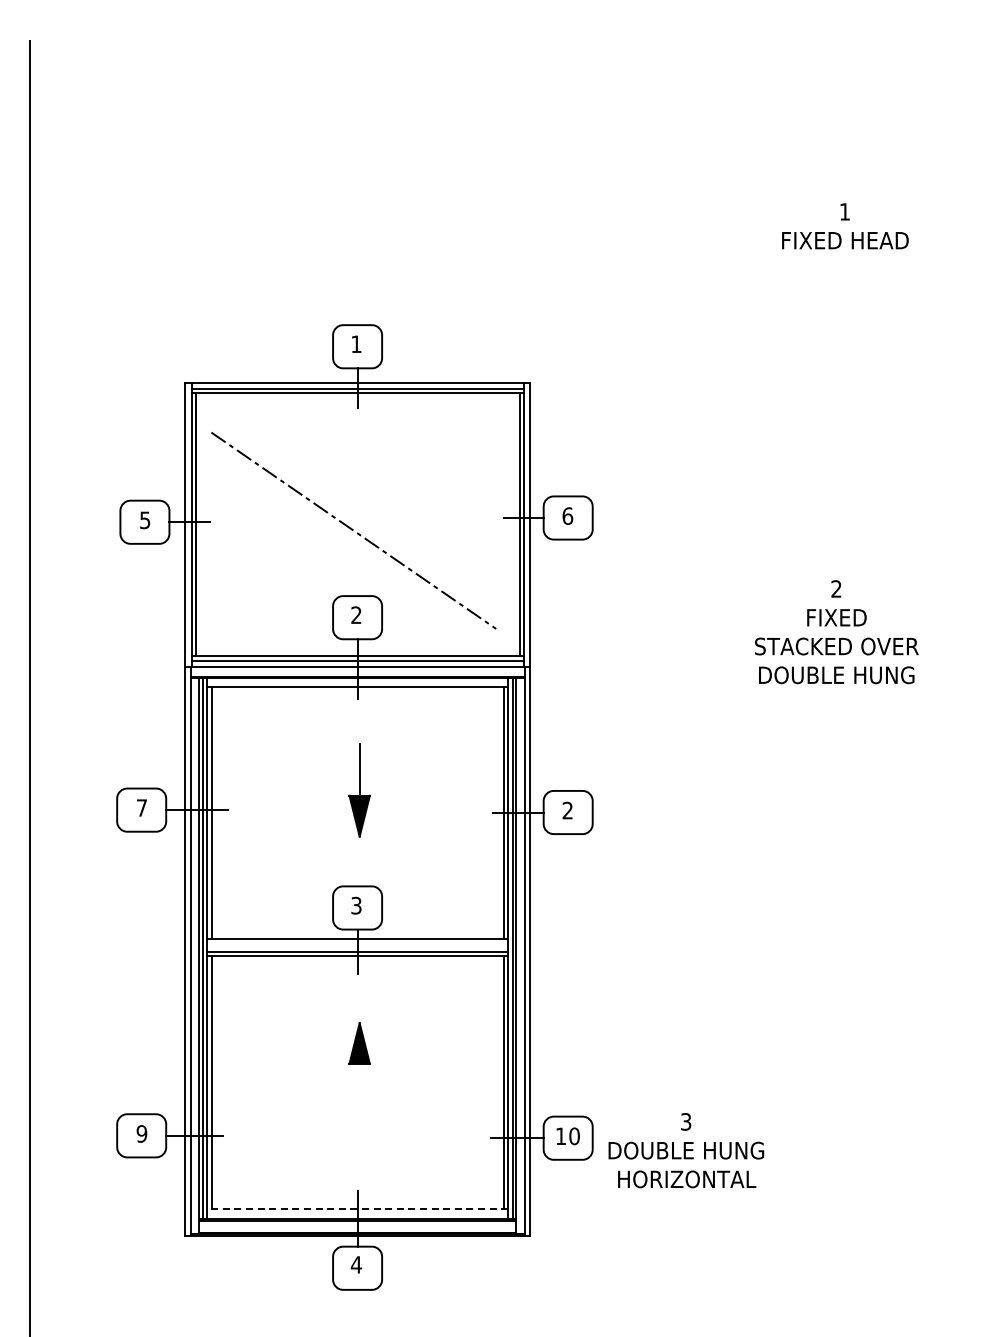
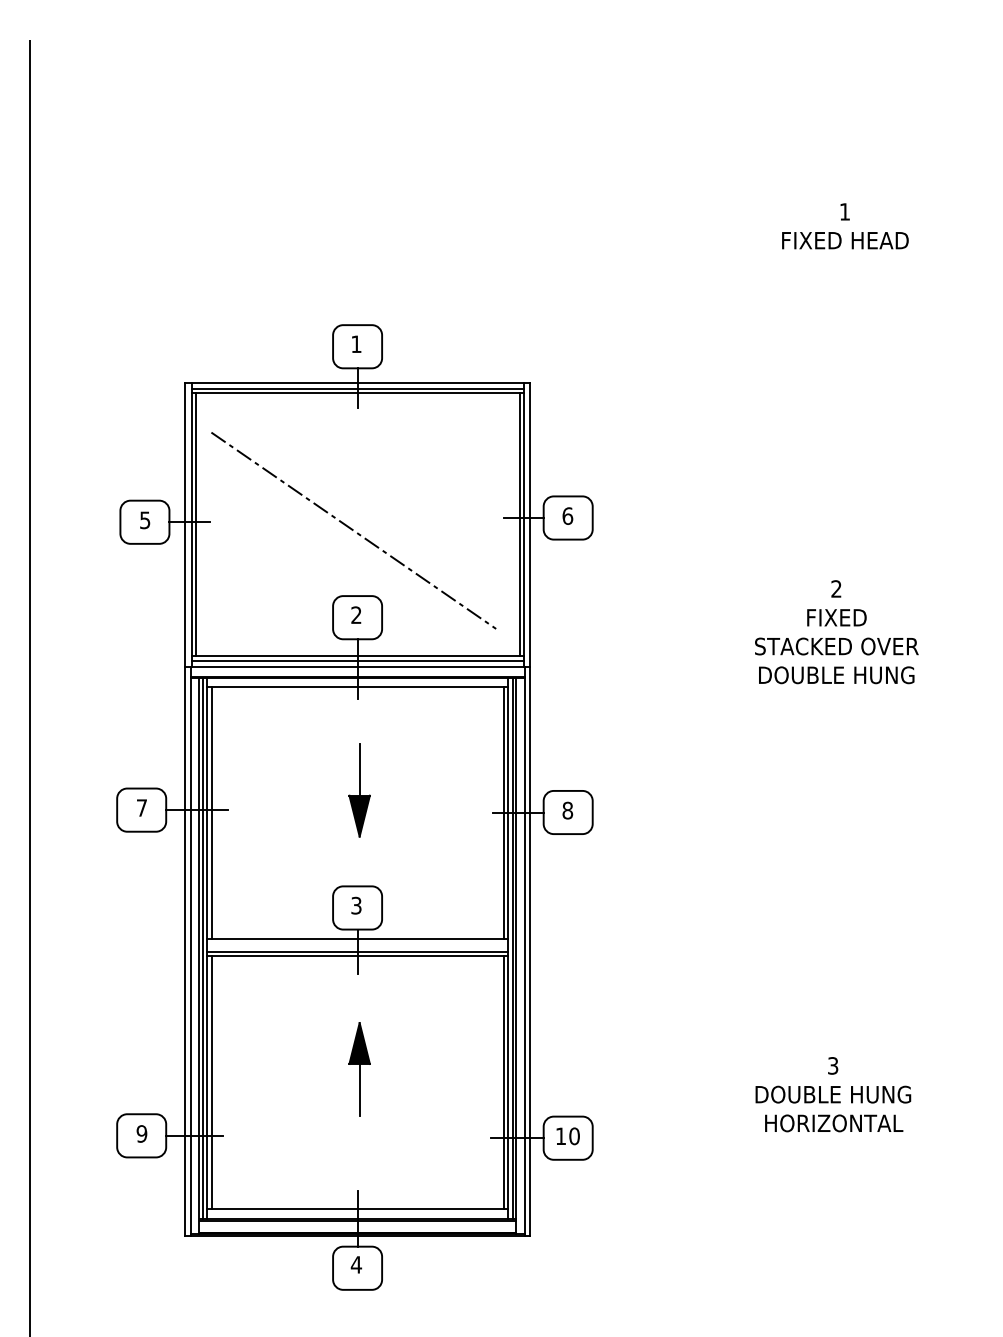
text: 2 -> 8 (567, 810)
line: none -> present (359, 1089)
text position: (686, 1150) -> (833, 1094) (833, 1094)
line: dashed -> solid (357, 1208)
